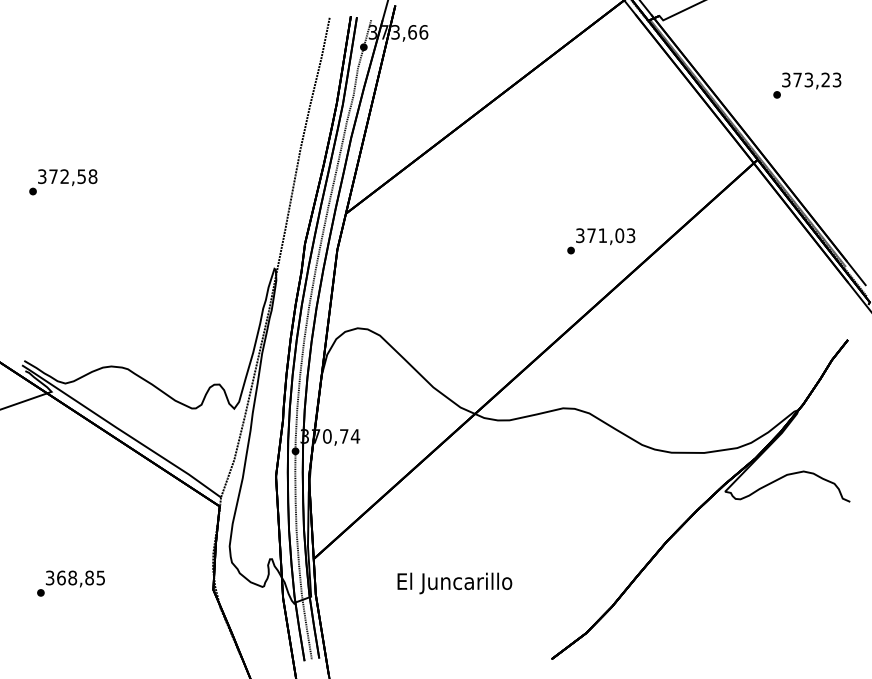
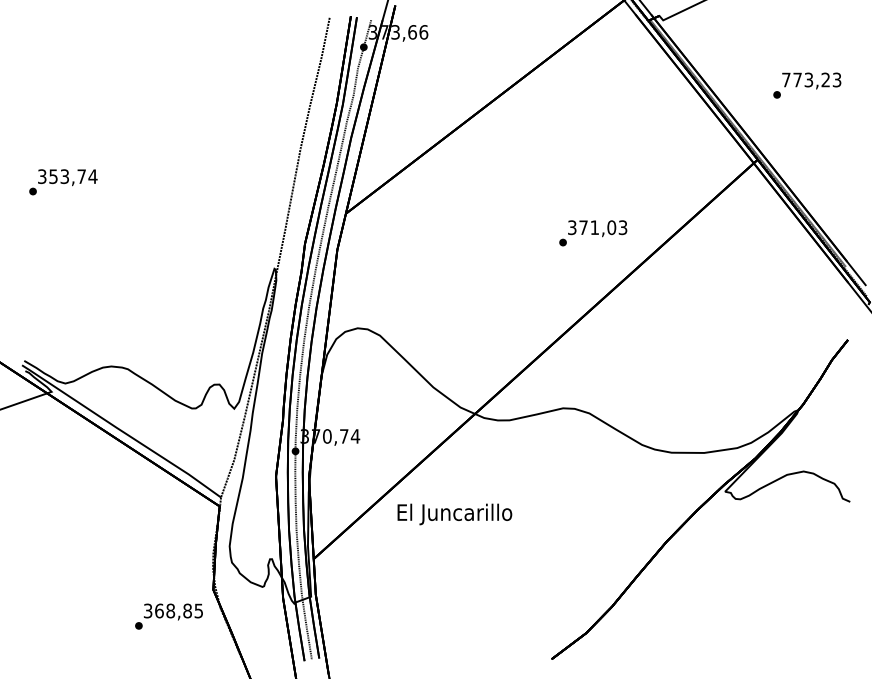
text: 373,23 -> 773,23 (786, 79)
text: 372,58 -> 353,74 (73, 176)
text position: (601, 241) -> (593, 233) (593, 233)
text position: (70, 583) -> (168, 616) (168, 616)
text position: (454, 583) -> (454, 514) (454, 514)
